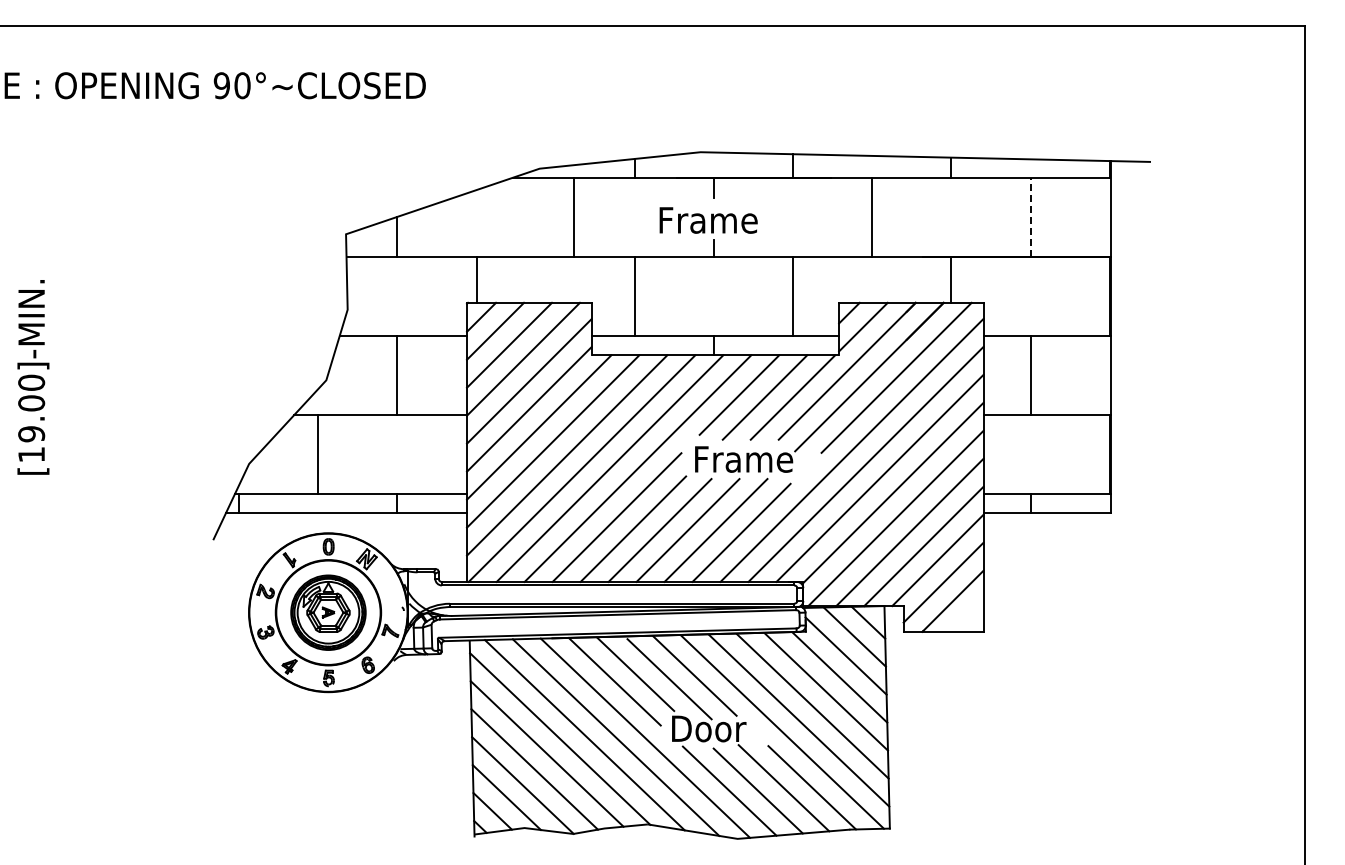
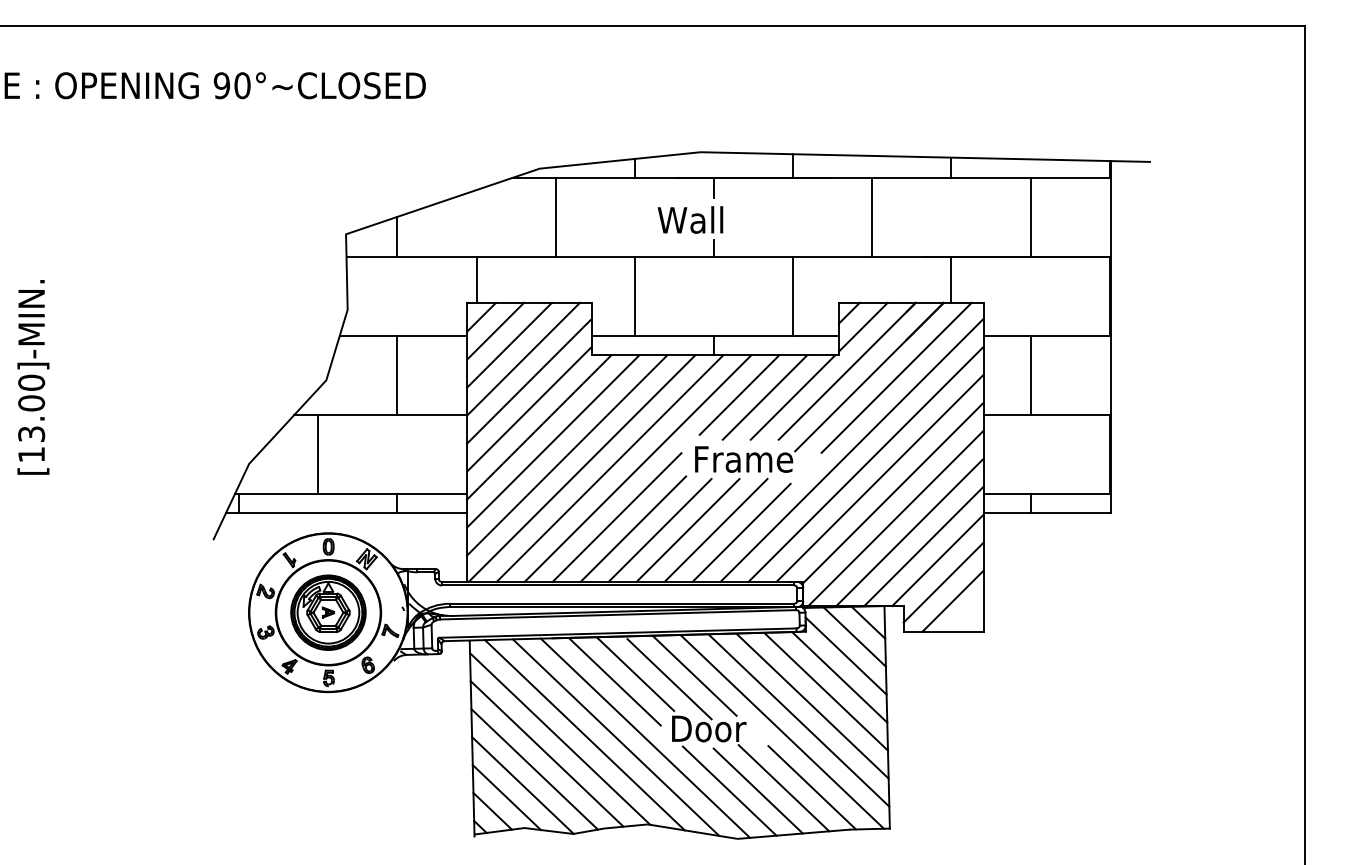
line position: (573, 216) -> (555, 216) (555, 216)
line: dashed -> solid (1030, 217)
text: Frame -> Wall (707, 219)
text: [19.00]-MIN. -> [13.00]-MIN. (31, 434)
